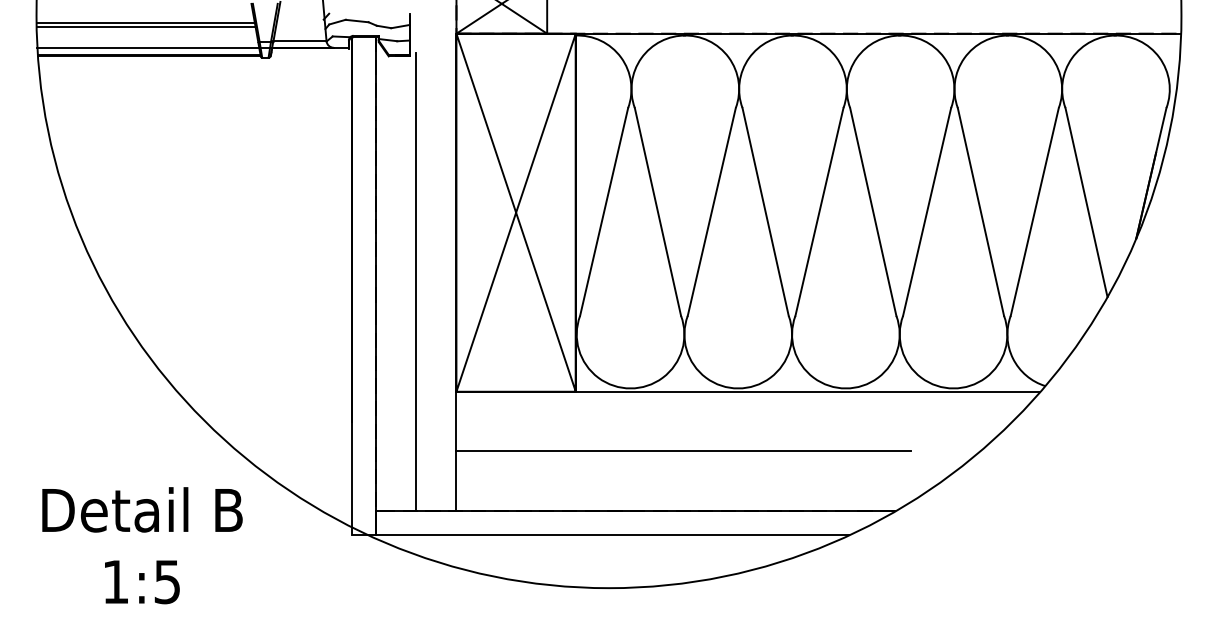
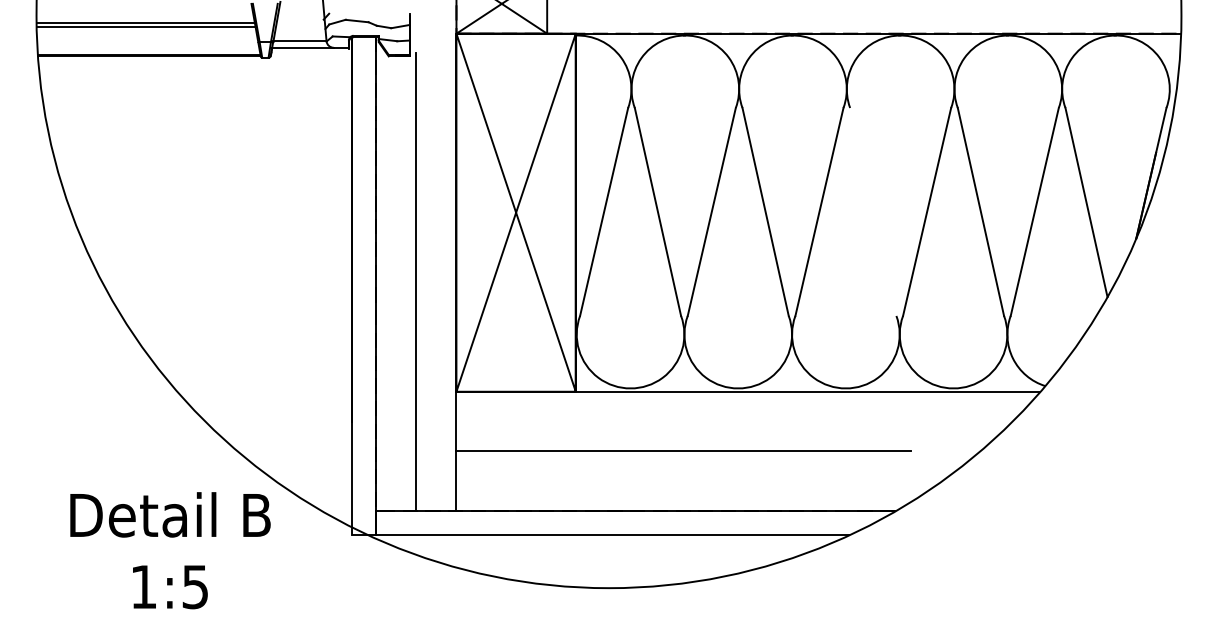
line: present -> none (185, 47)
line: present -> none (873, 211)
text position: (142, 545) -> (170, 550) (170, 550)
